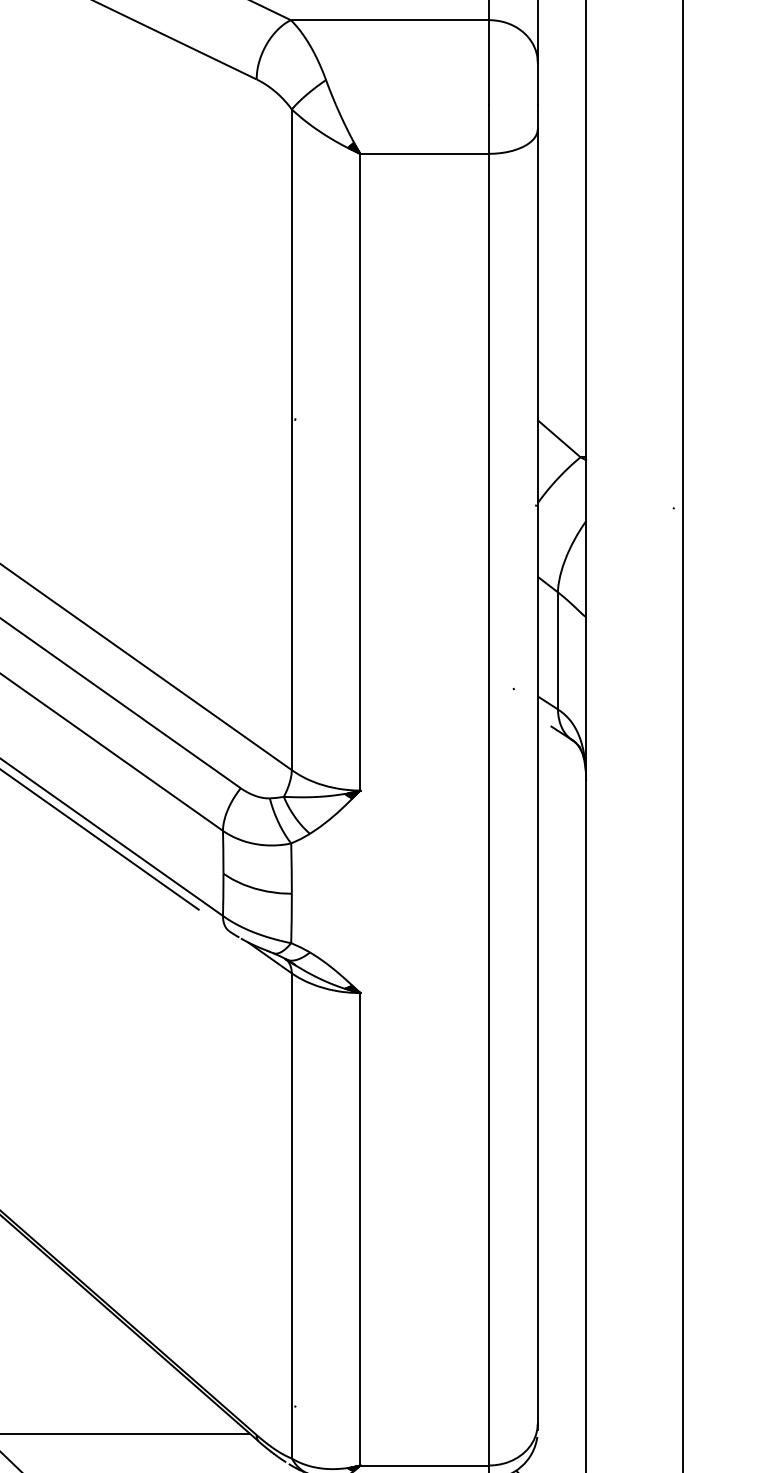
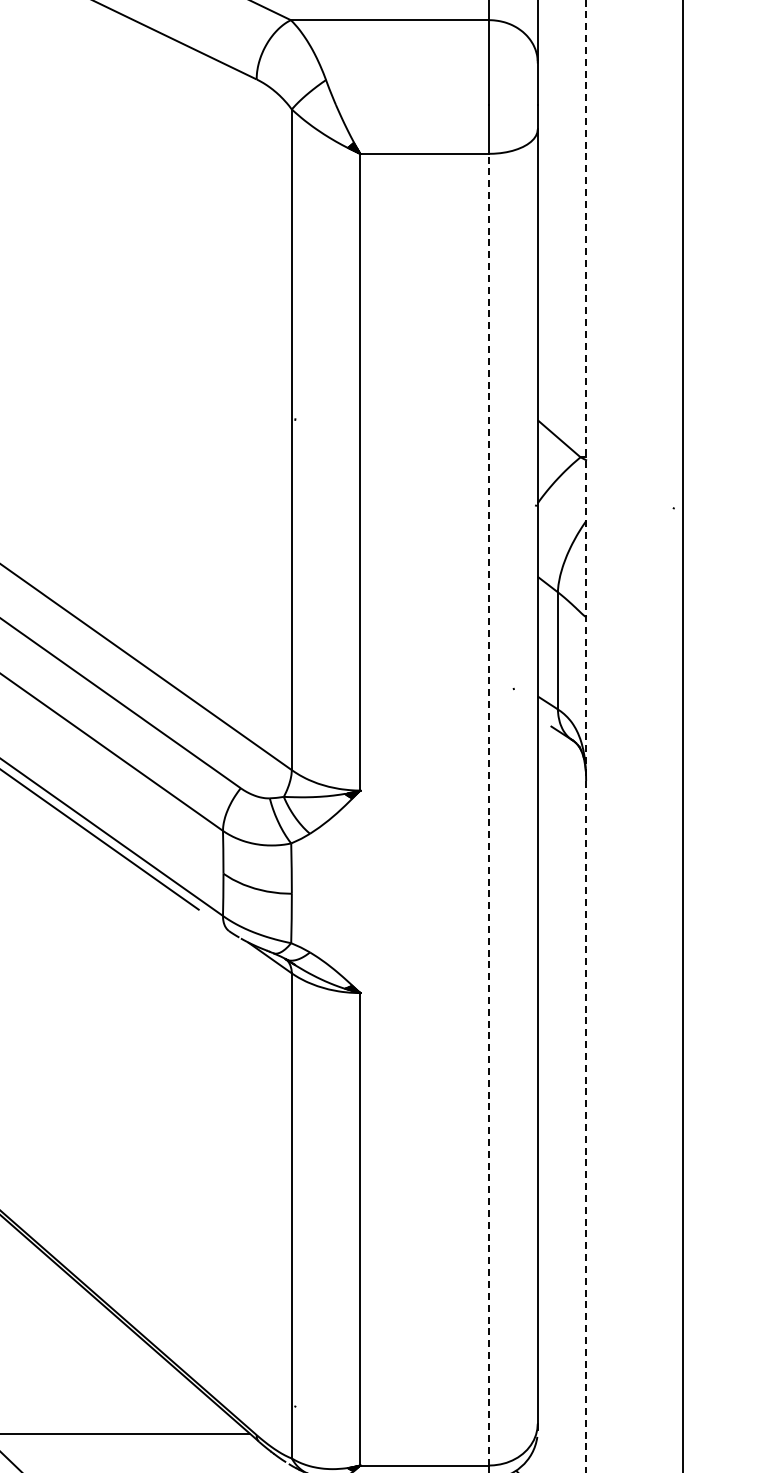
line: solid -> dashed (586, 736)
line: solid -> dashed (489, 809)
